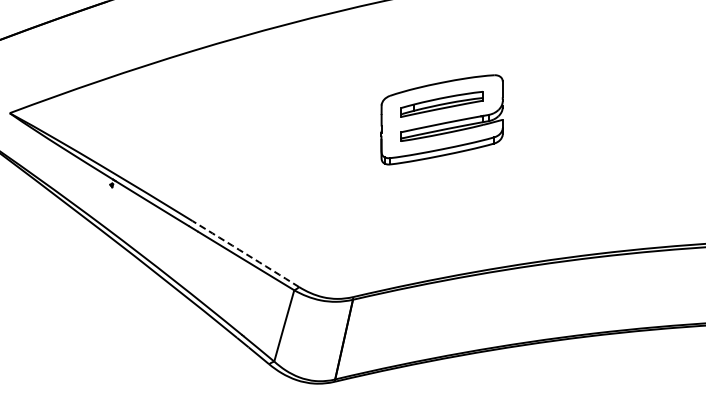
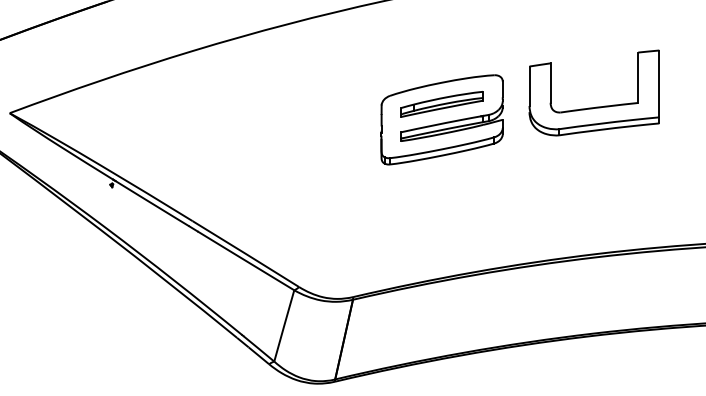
part: none -> present (596, 106)
arc: dashed -> solid (245, 253)
